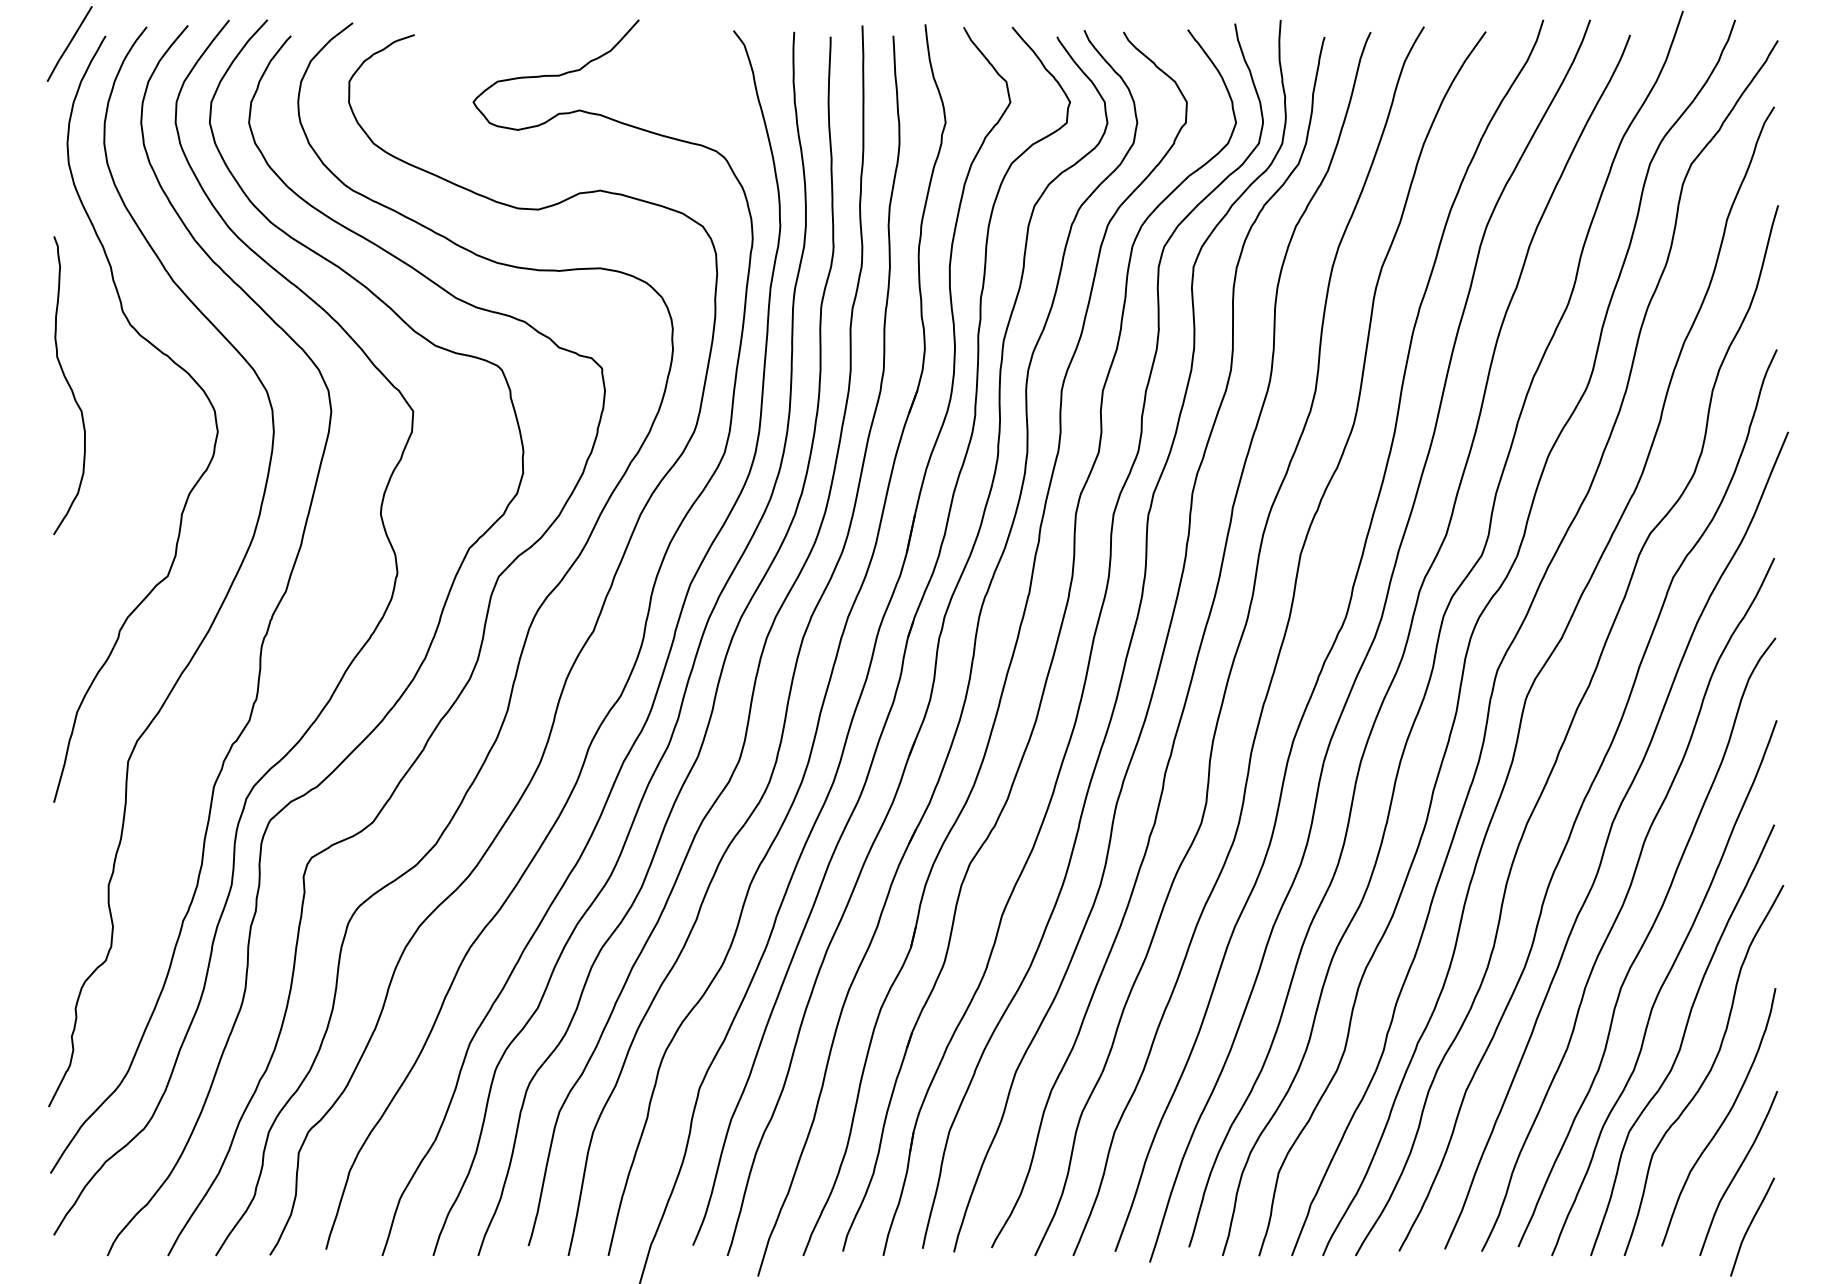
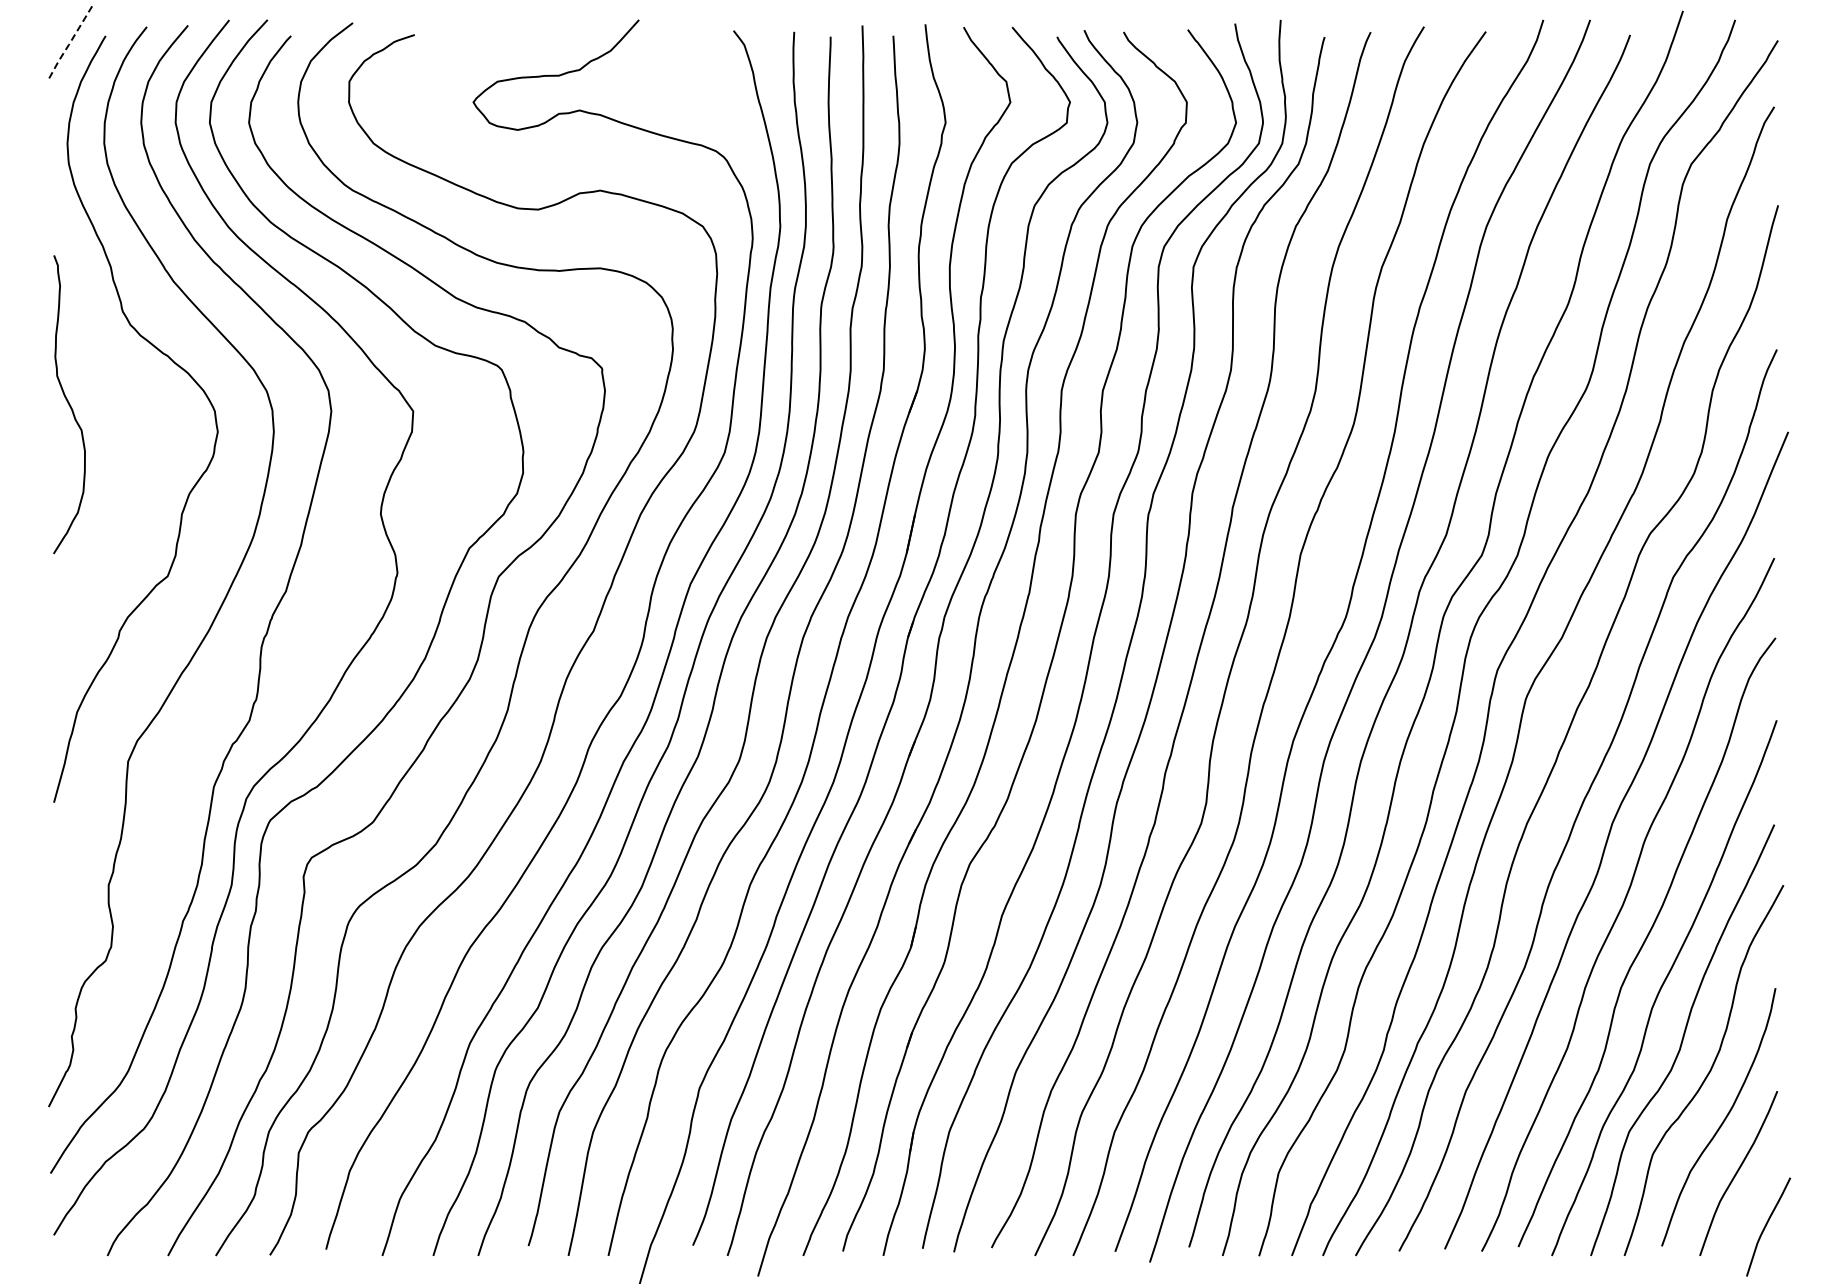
line: solid -> dashed (68, 44)
curve position: (69, 385) -> (69, 404) (69, 404)
curve position: (1750, 1226) -> (1766, 1226) (1766, 1226)
